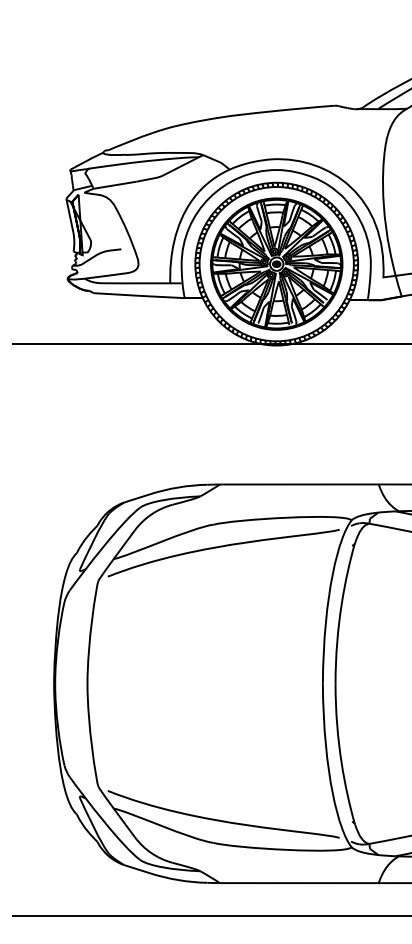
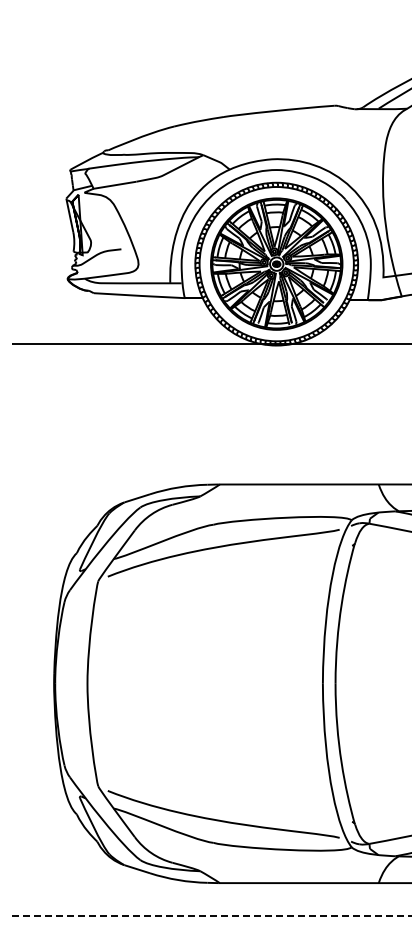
line: solid -> dashed (212, 915)
